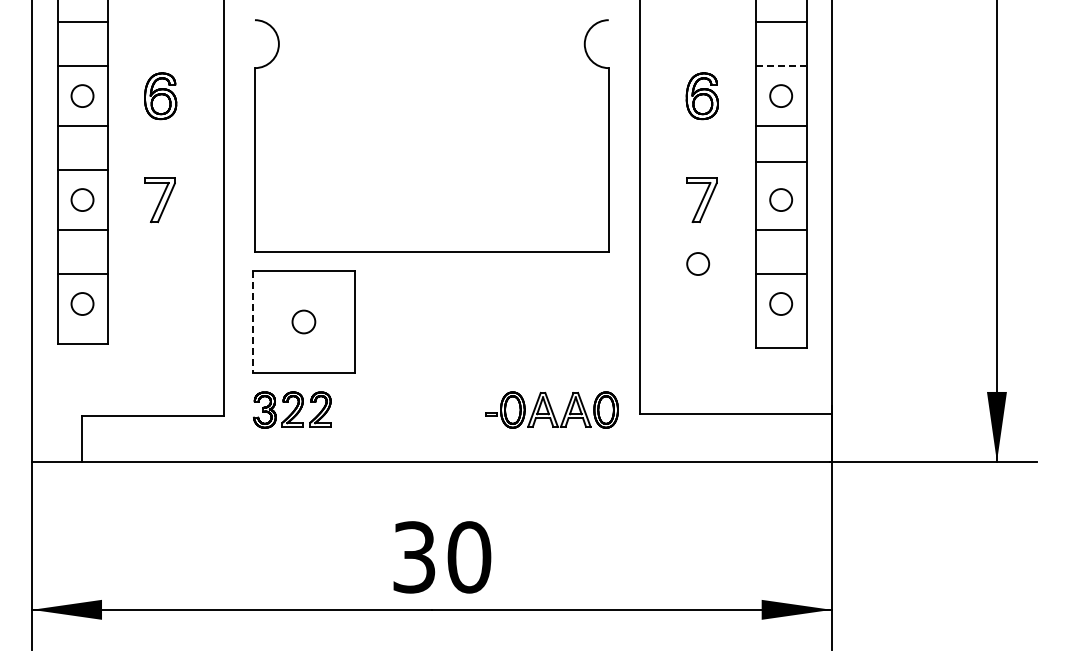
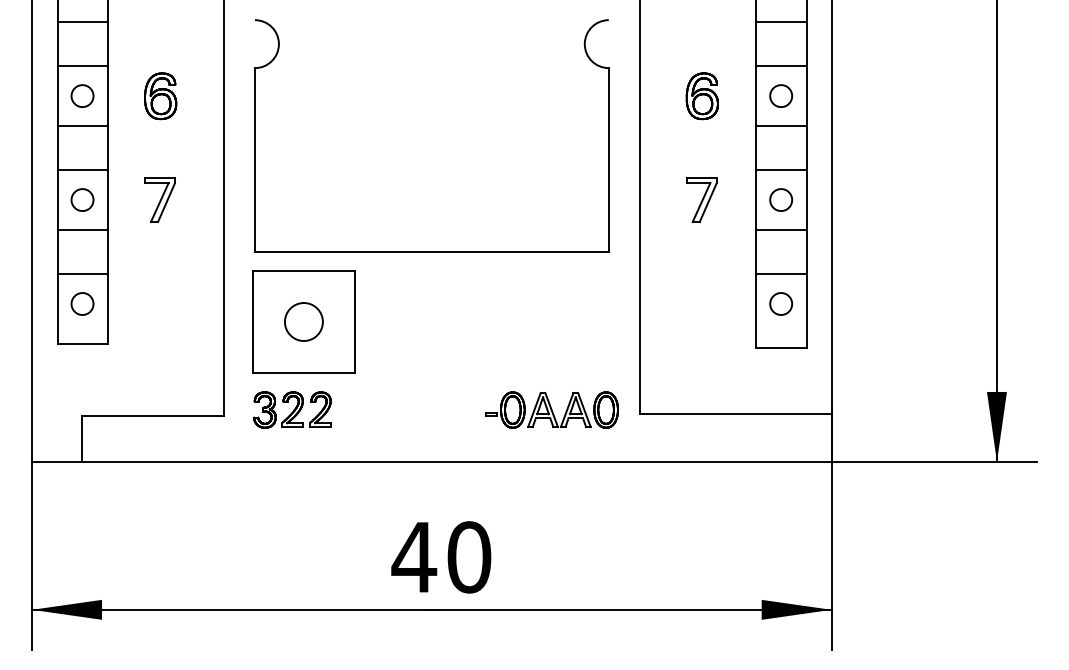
line: dashed -> solid (781, 66)
line position: (781, 162) -> (781, 170) (781, 170)
circle: present -> none (698, 263)
circle diameter: 23 px -> 38 px (303, 322)
line: dashed -> solid (252, 322)
text: 30 -> 40 (414, 557)
